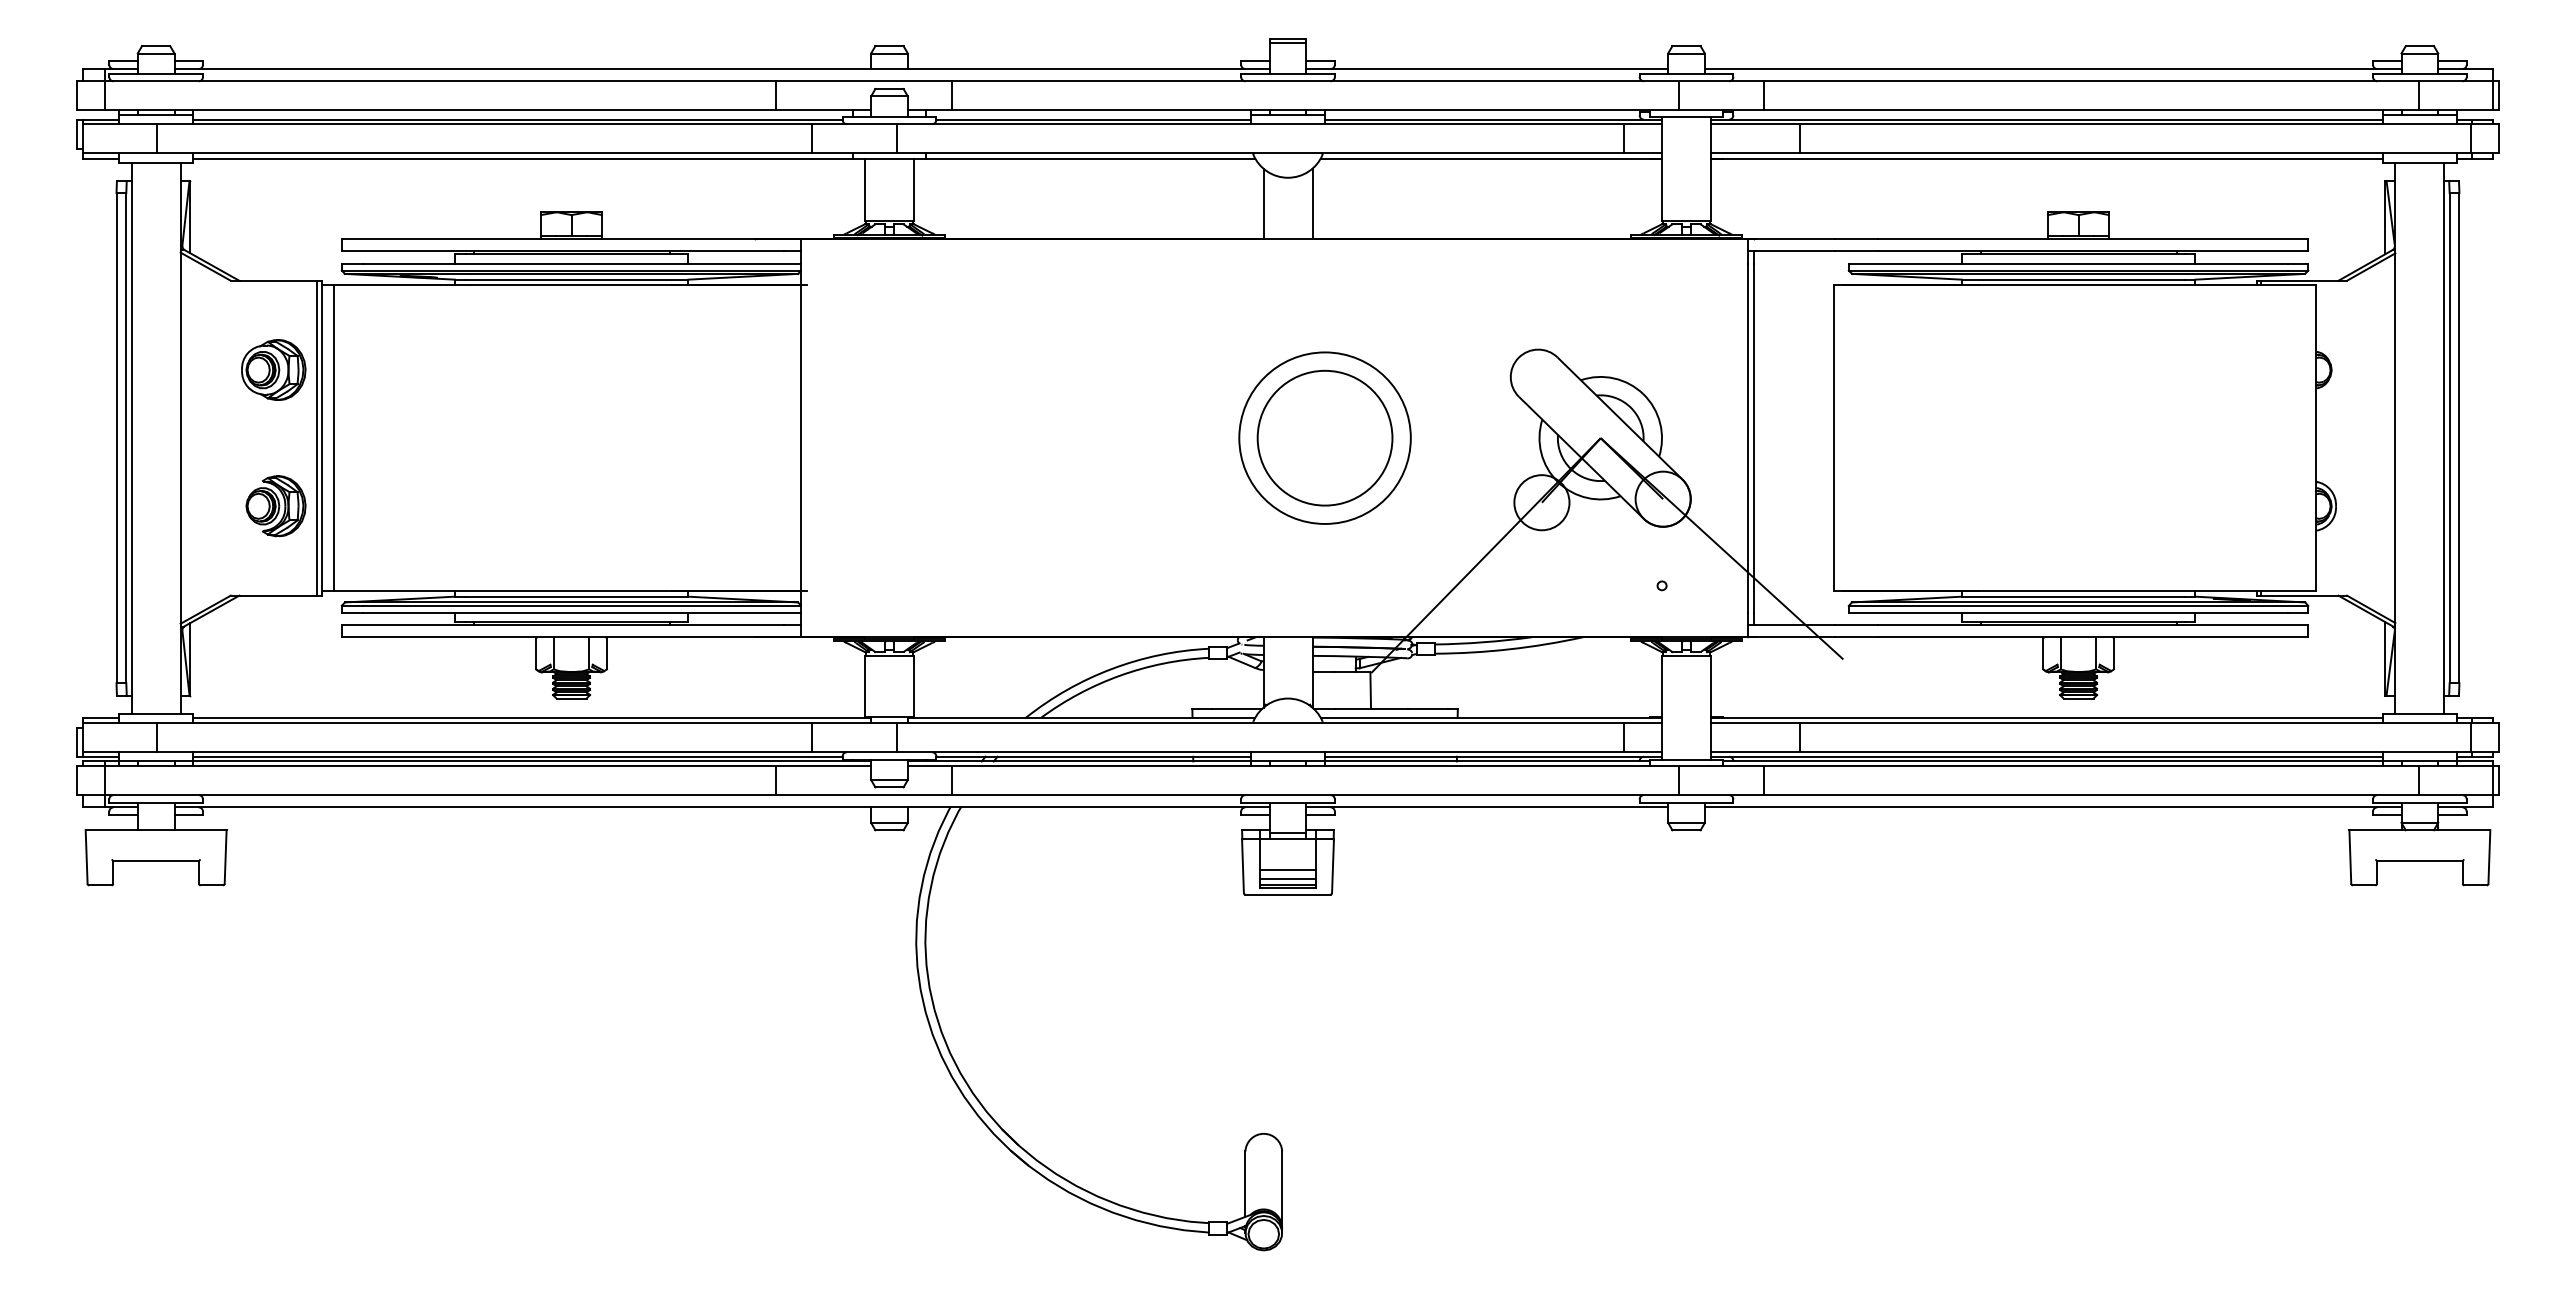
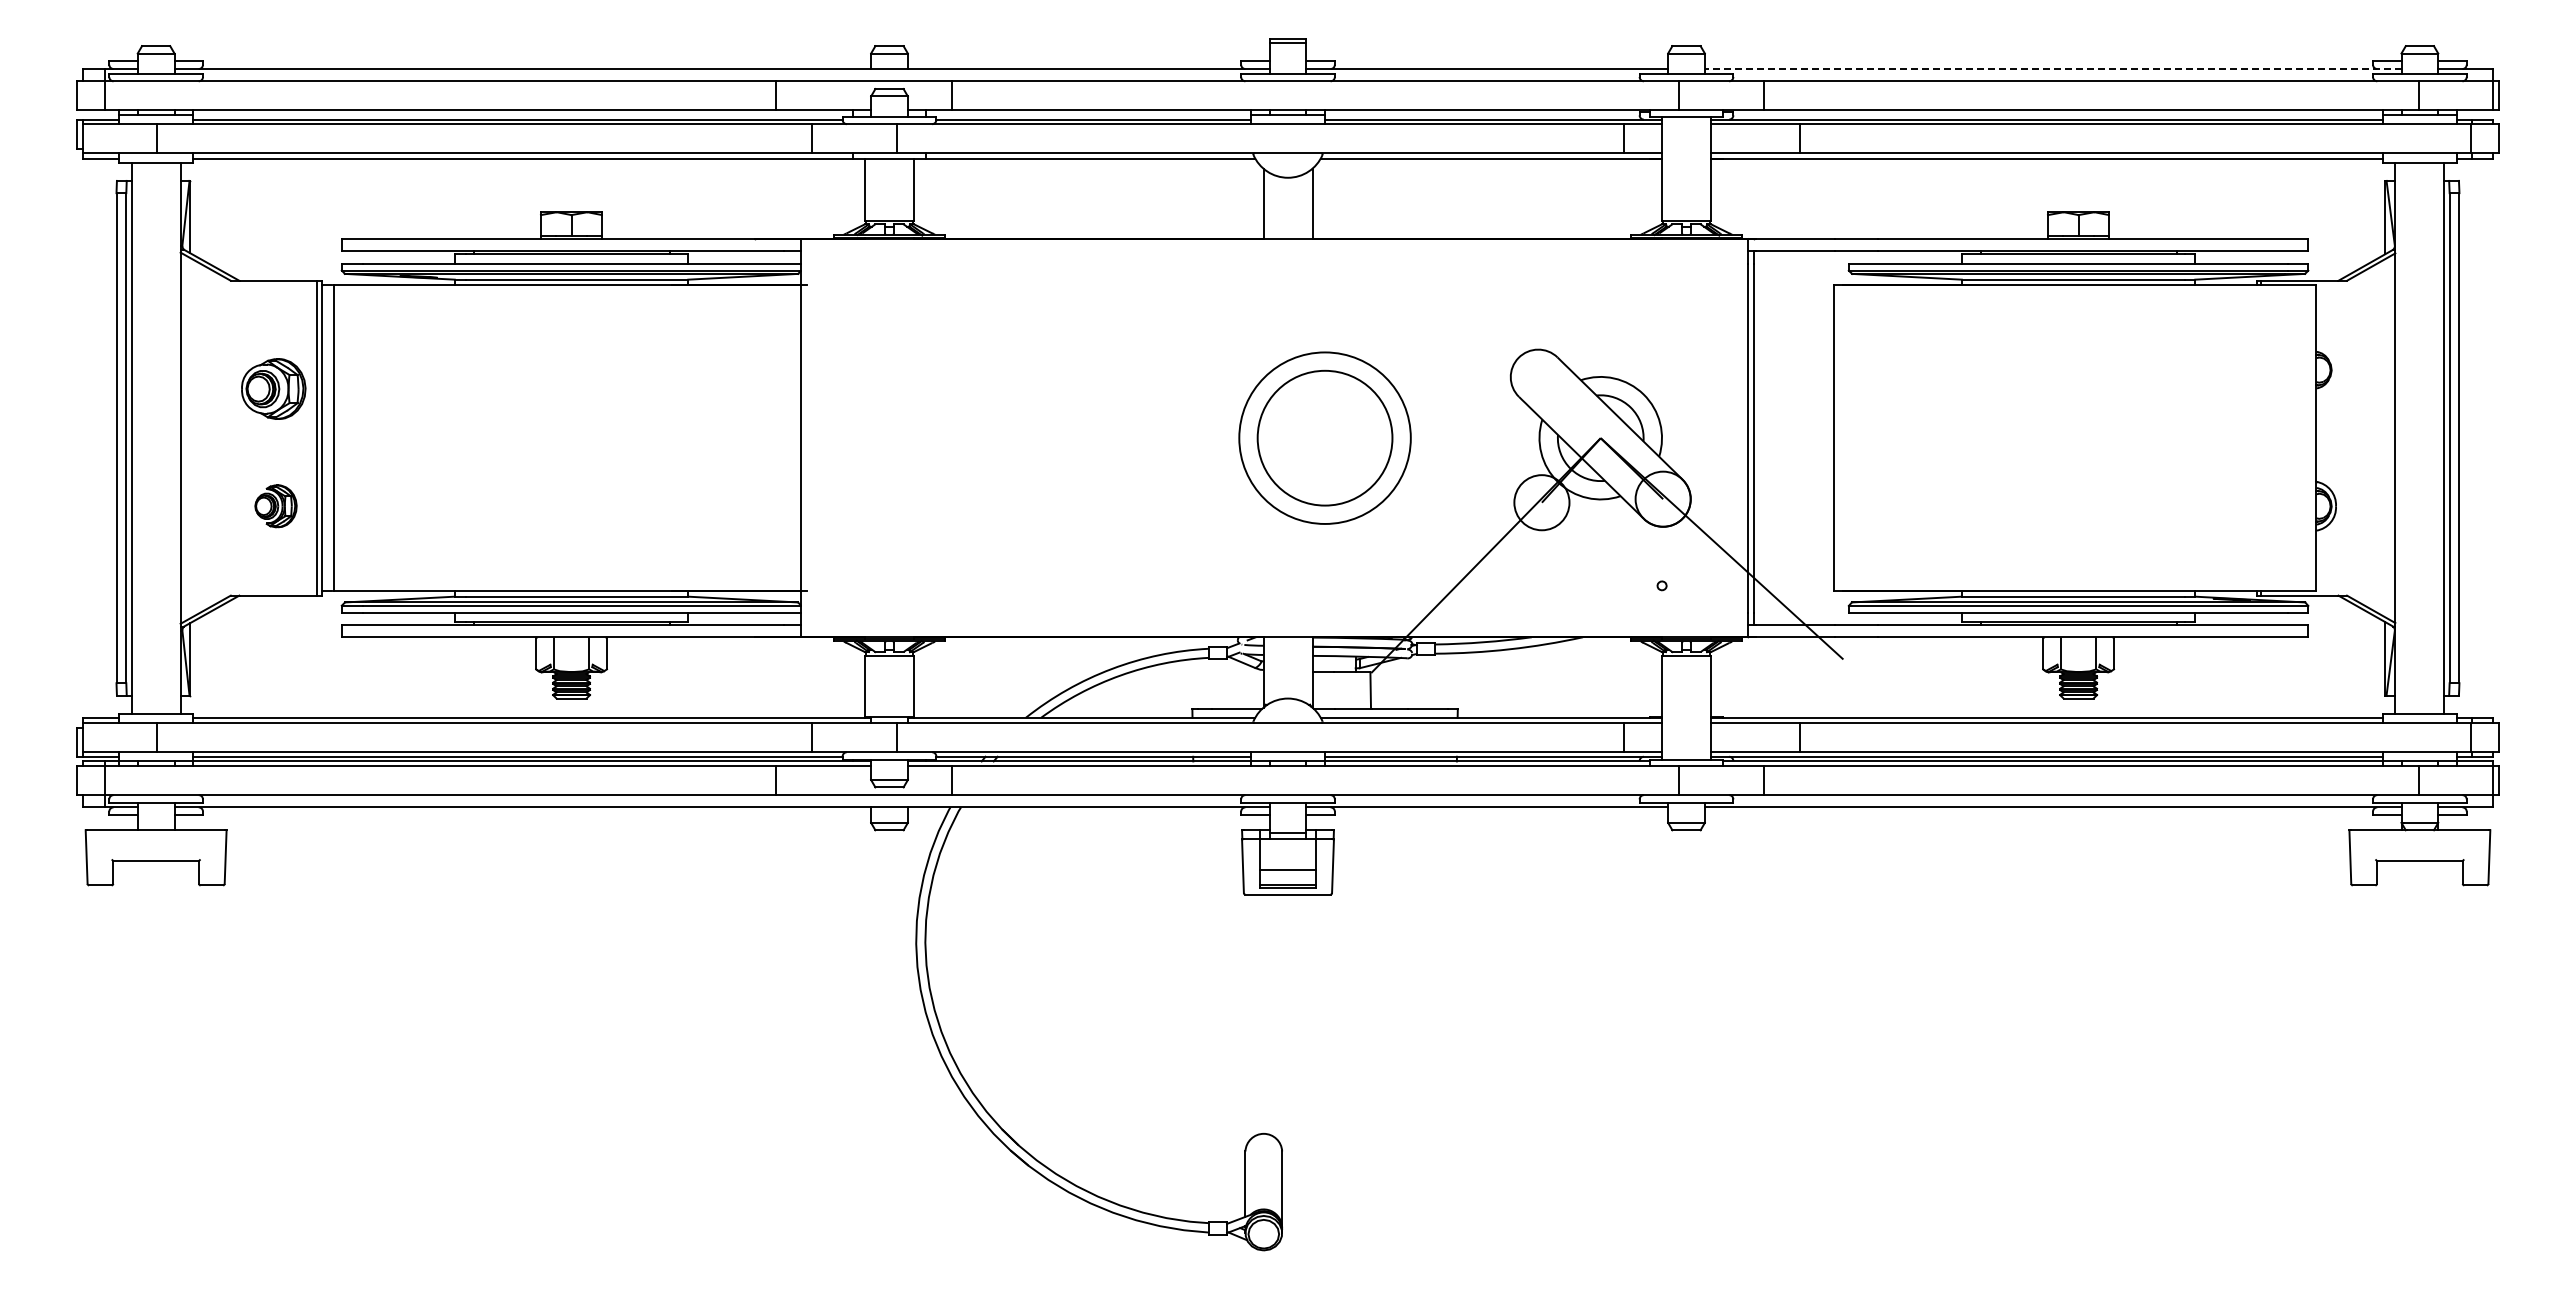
line: solid -> dashed (2052, 69)
part position: (273, 369) -> (273, 388) (273, 388)
part size: 62x63 px -> 44x45 px (275, 506)
line: present -> none (1287, 879)
